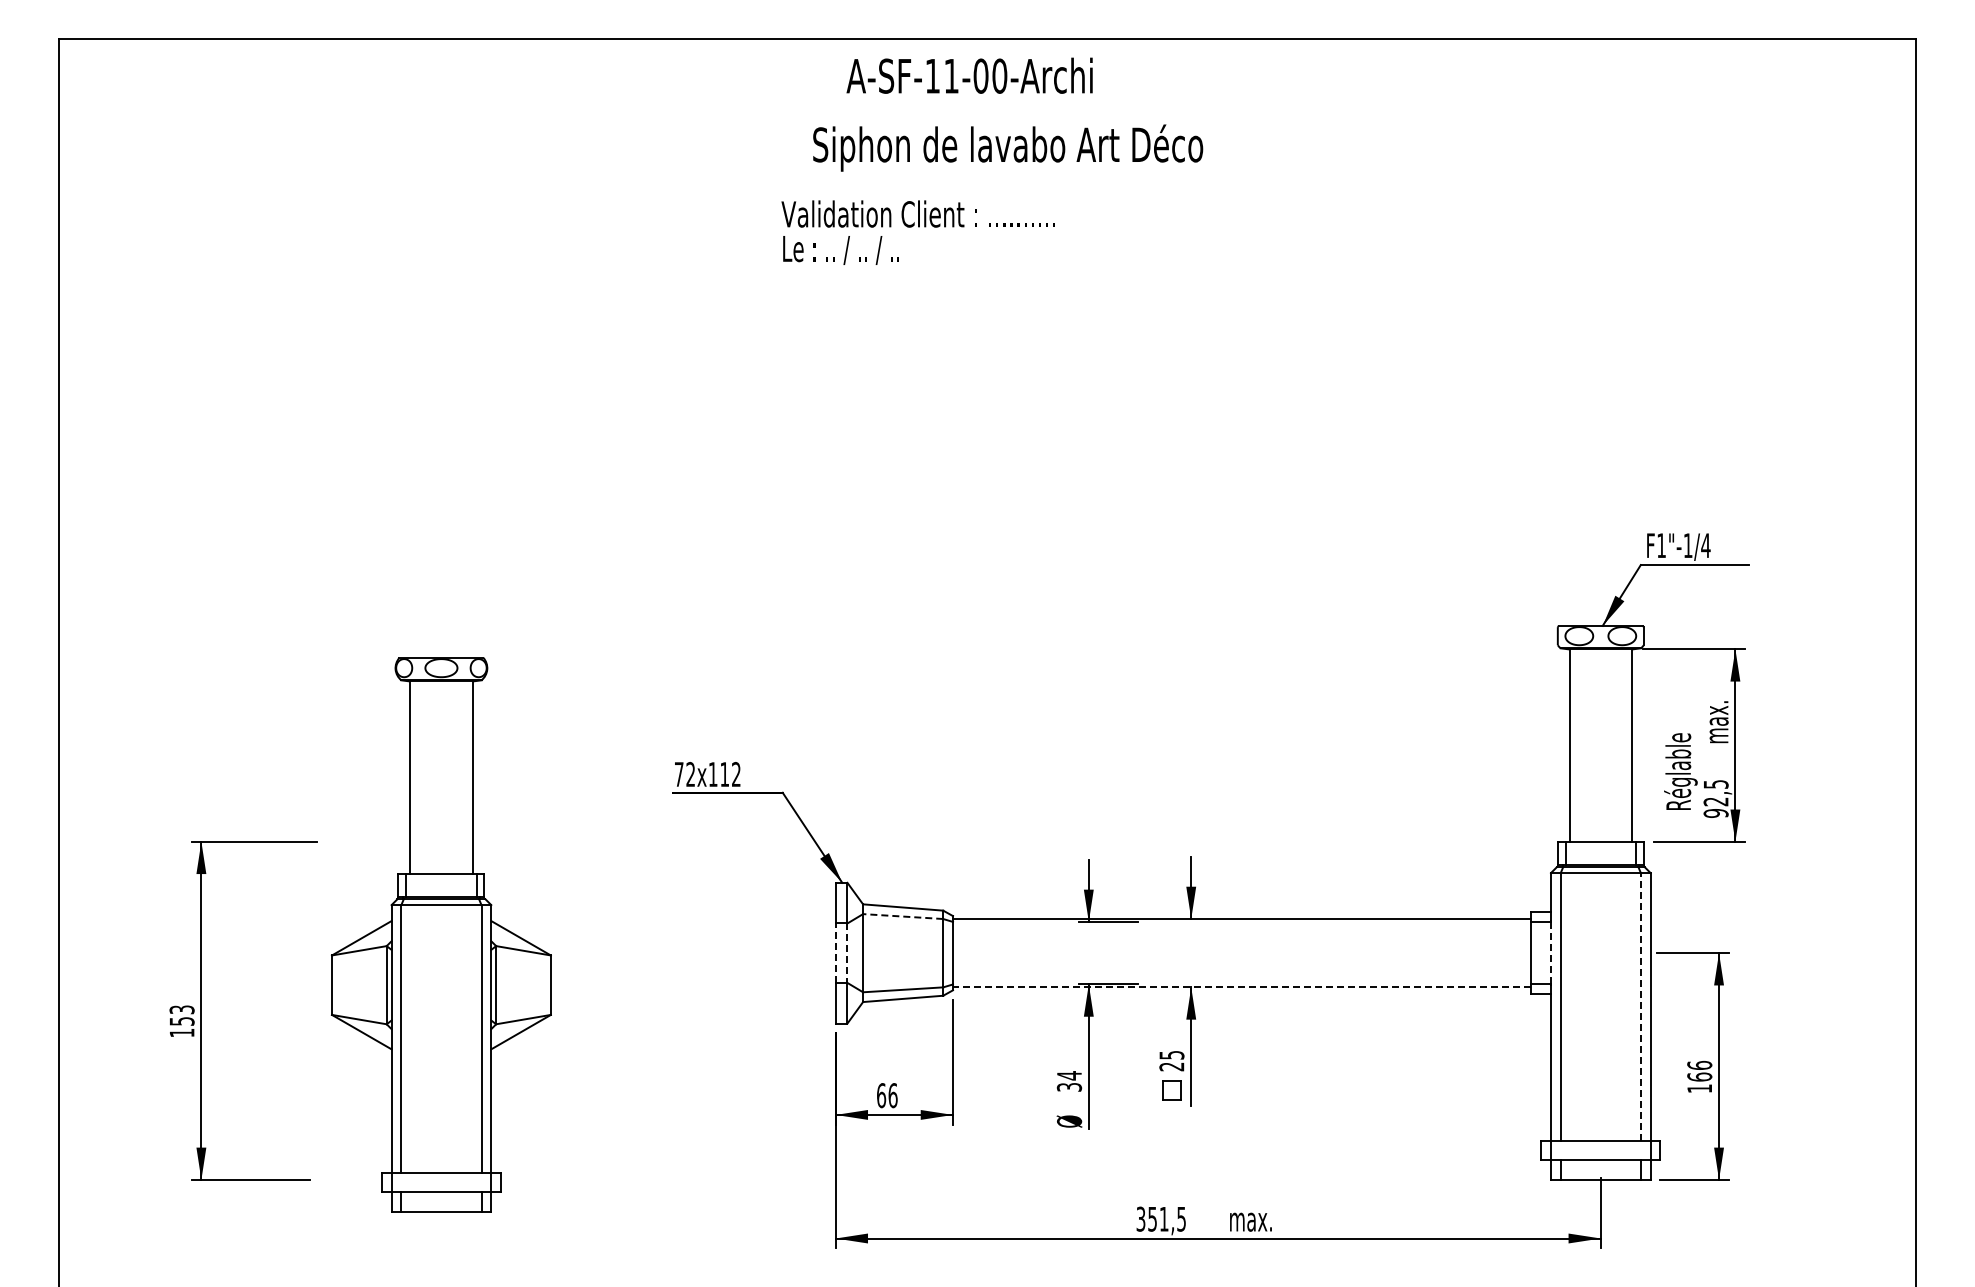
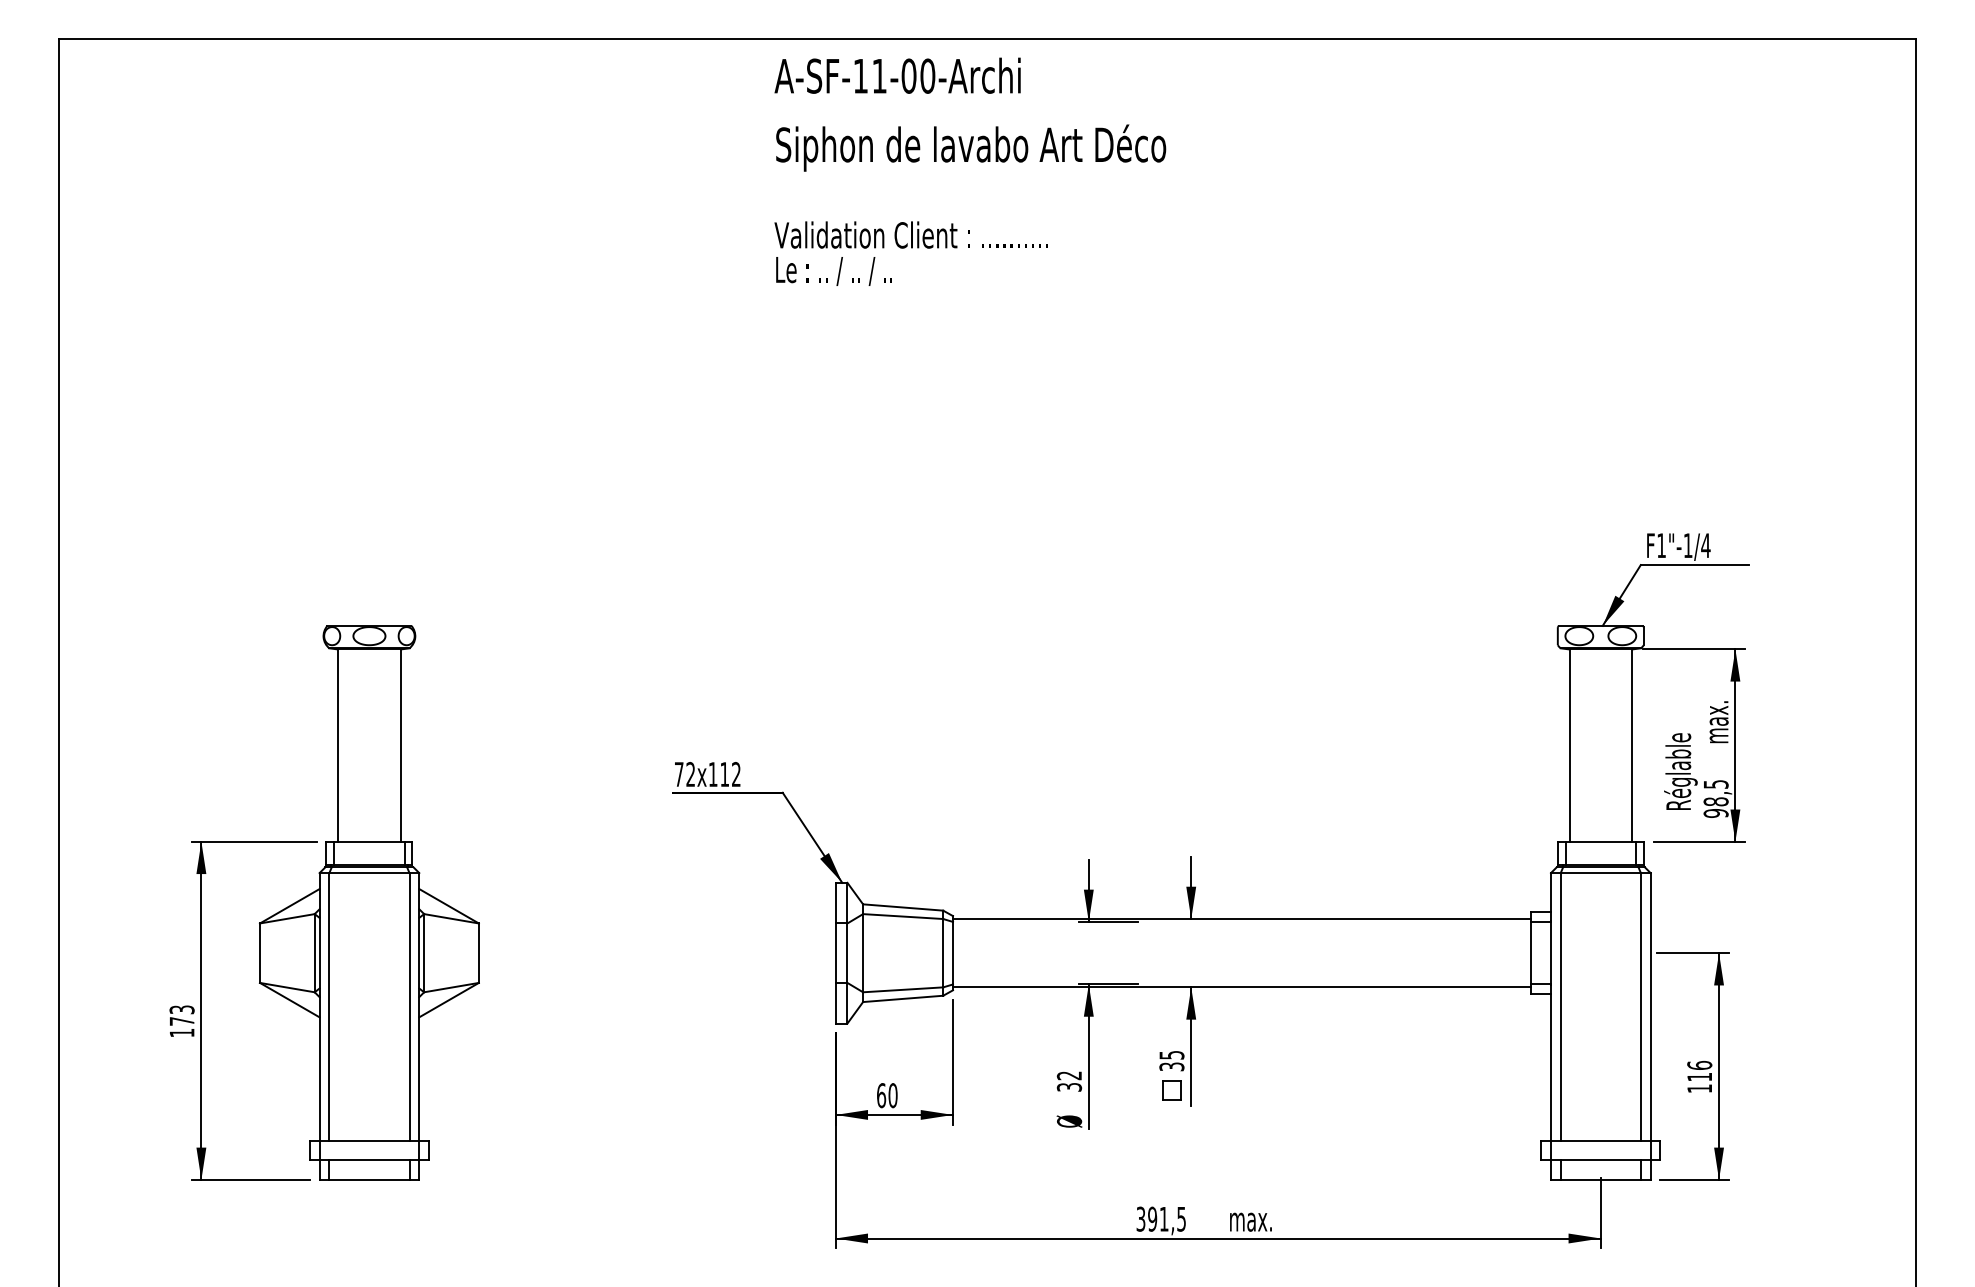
text position: (969, 75) -> (897, 75) (897, 75)
text position: (1008, 147) -> (971, 147) (971, 147)
text position: (917, 232) -> (910, 253) (910, 253)
text: 92,5 -> 98,5 (1715, 801)
line: dashed -> solid (902, 916)
part position: (441, 934) -> (369, 902) (369, 902)
line: dashed -> solid (835, 953)
line: dashed -> solid (847, 953)
line: dashed -> solid (1550, 953)
line: dashed -> solid (1241, 987)
line: dashed -> solid (1640, 1006)
text: 153 -> 173 (182, 1021)
text: 25 -> 35 (1171, 1066)
text: 34 -> 32 (1068, 1075)
text: 166 -> 116 (1699, 1076)
text: 66 -> 60 (892, 1095)
text: 351,5 -> 391,5 (1152, 1218)
